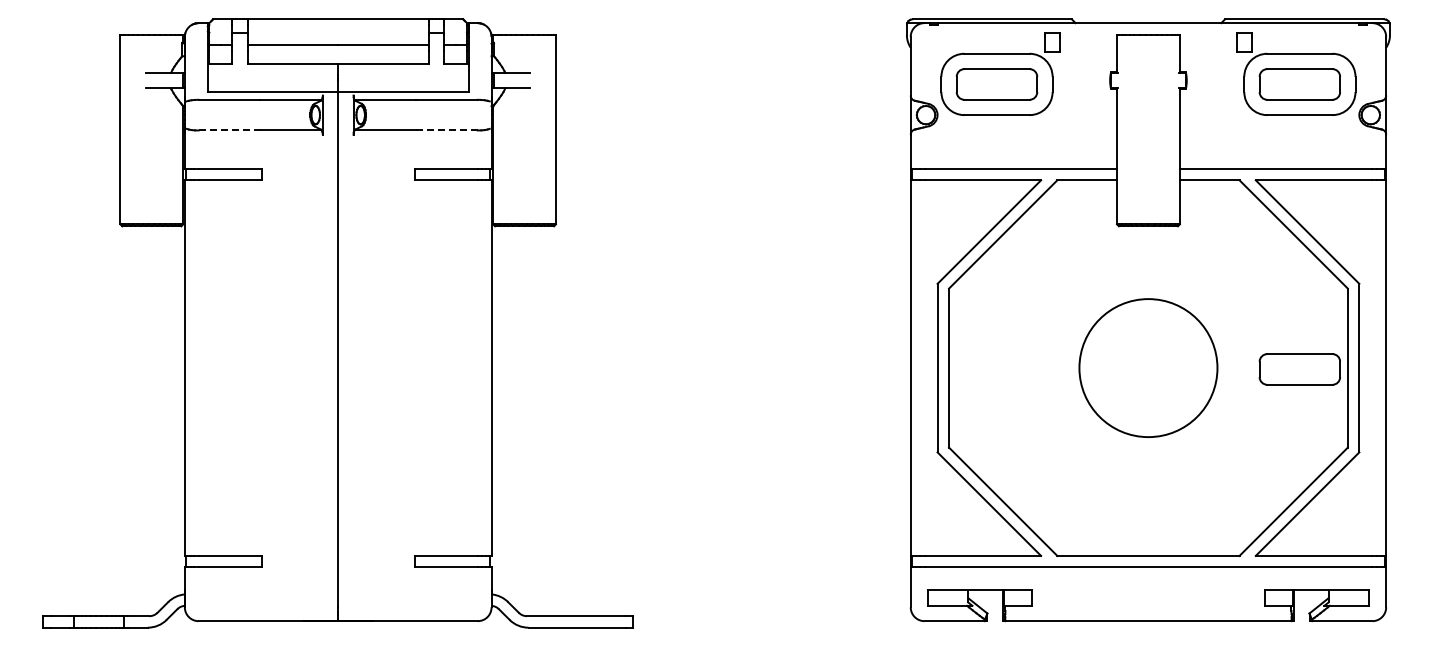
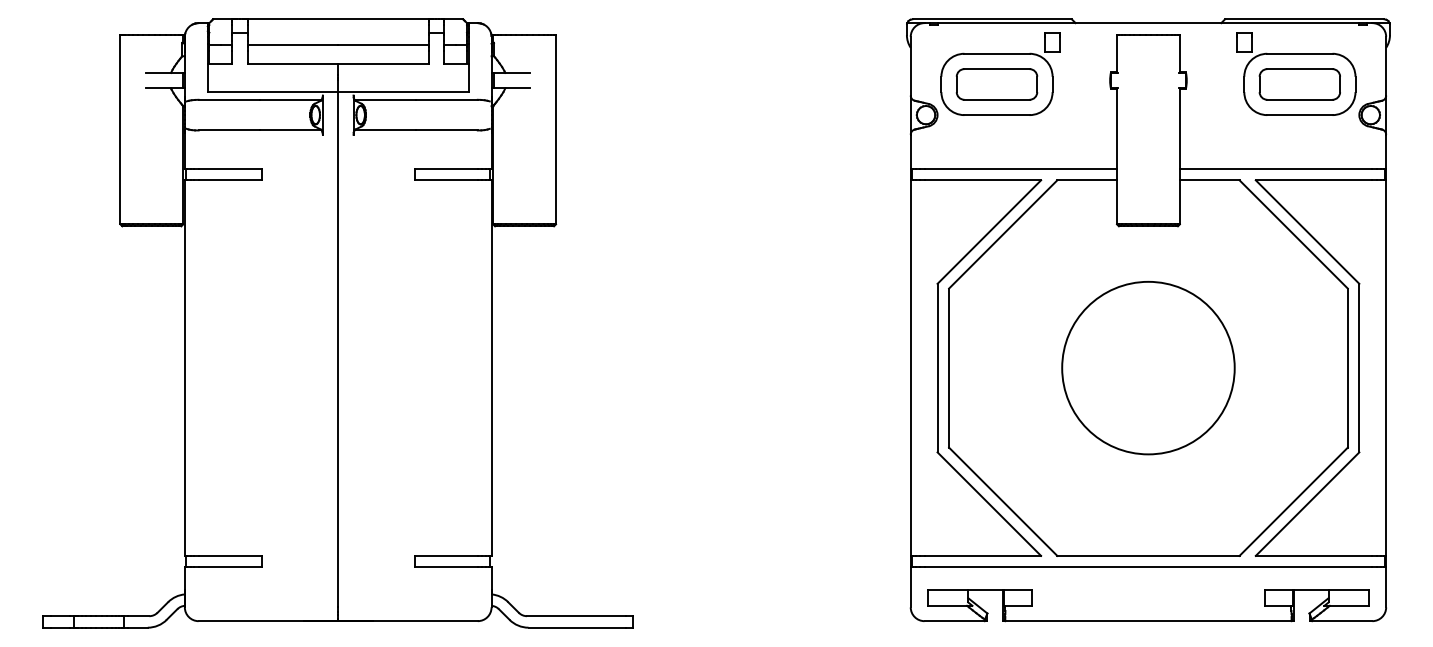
line: dashed -> solid (229, 130)
line: dashed -> solid (446, 130)
circle diameter: 138 px -> 173 px (1148, 367)
part: present -> none (1299, 369)
